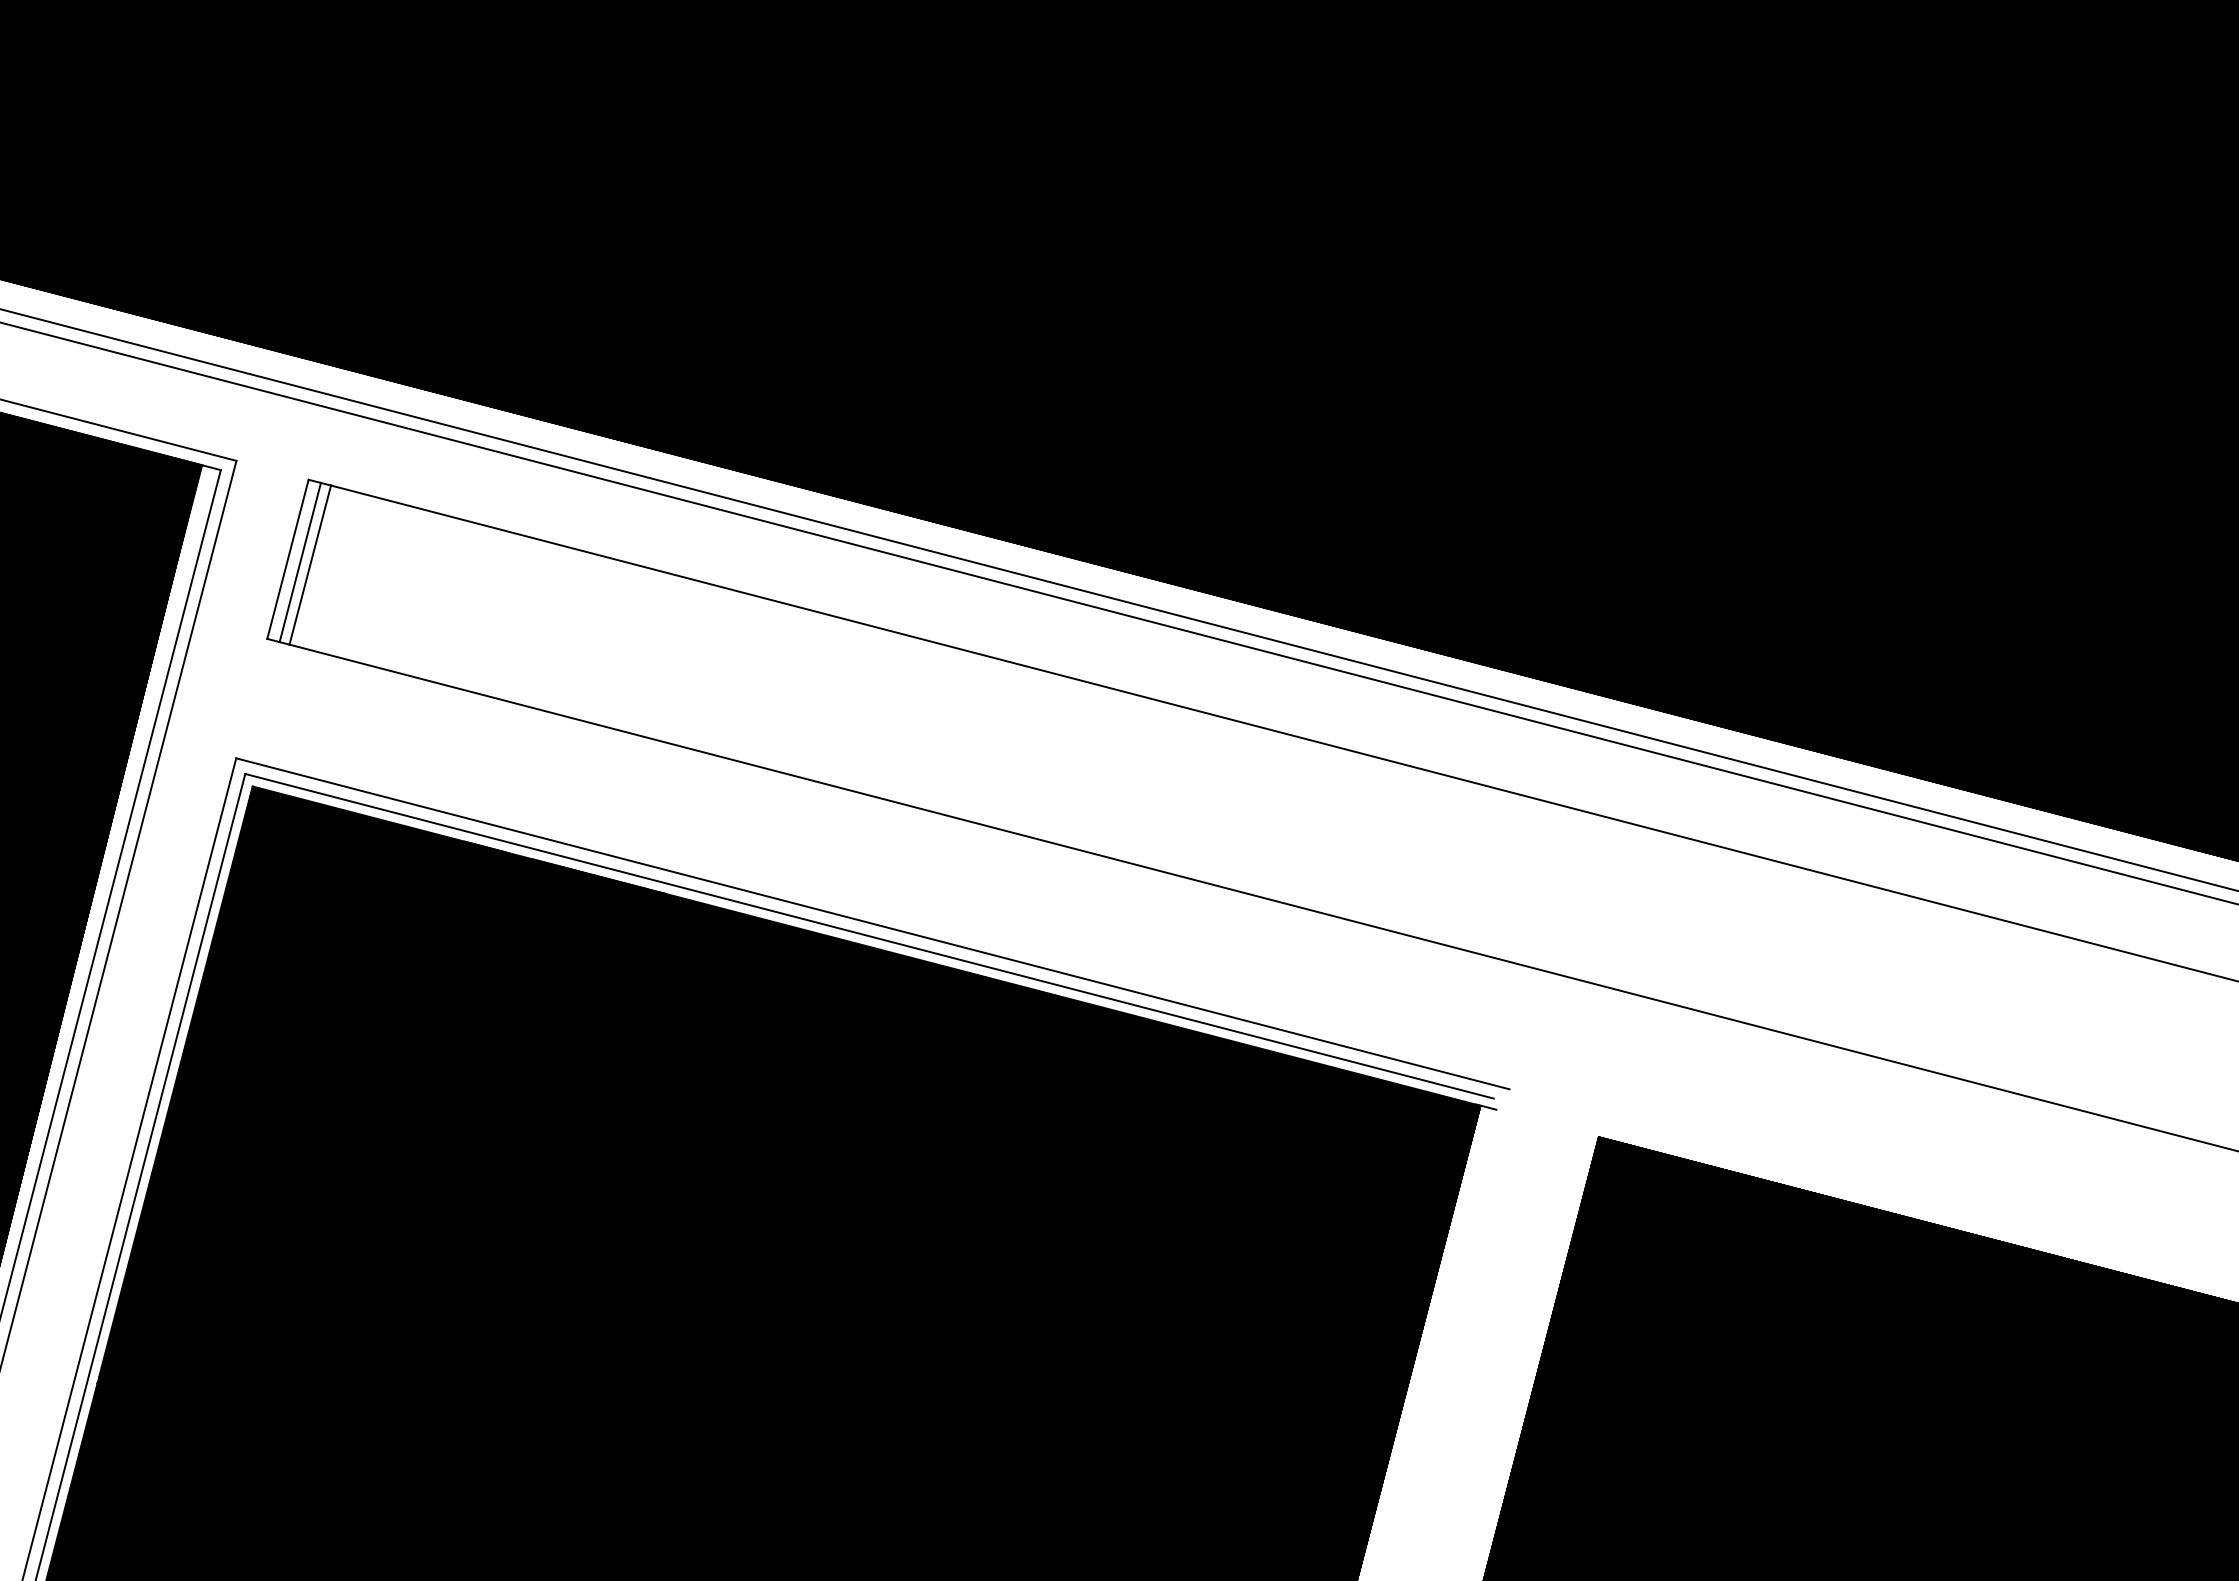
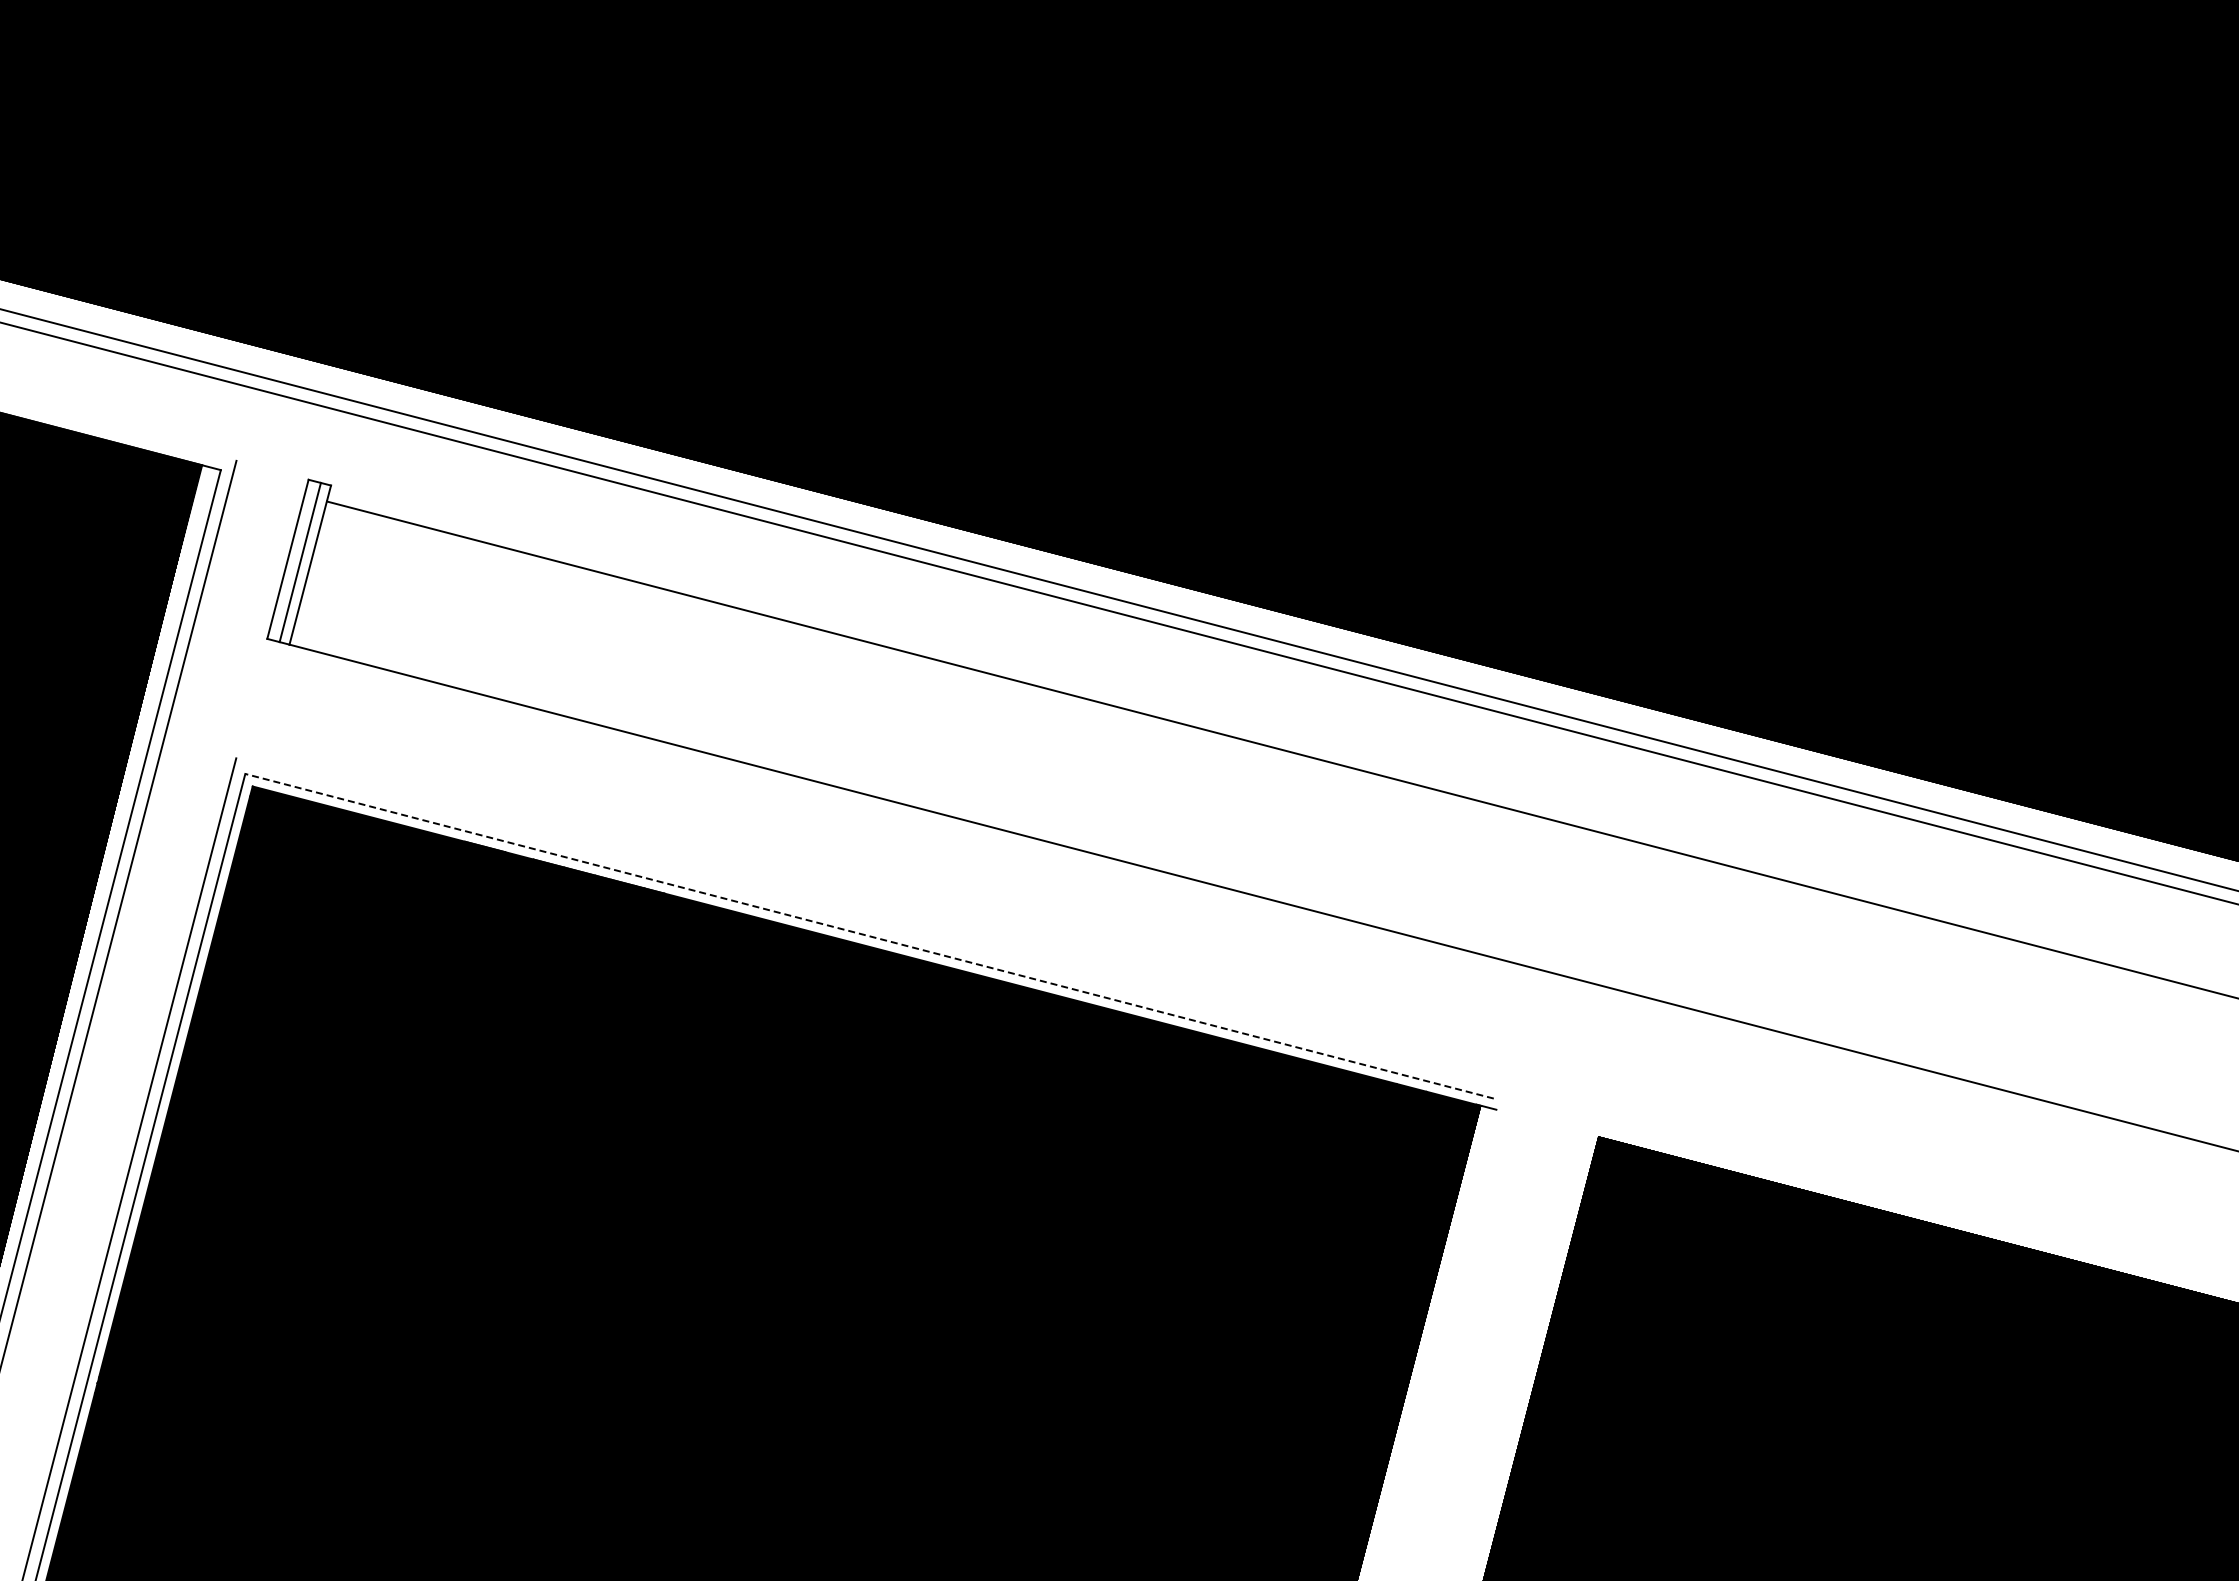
line: present -> none (119, 429)
line position: (1283, 732) -> (1281, 749) (1281, 749)
line: present -> none (872, 923)
line: solid -> dashed (869, 936)
